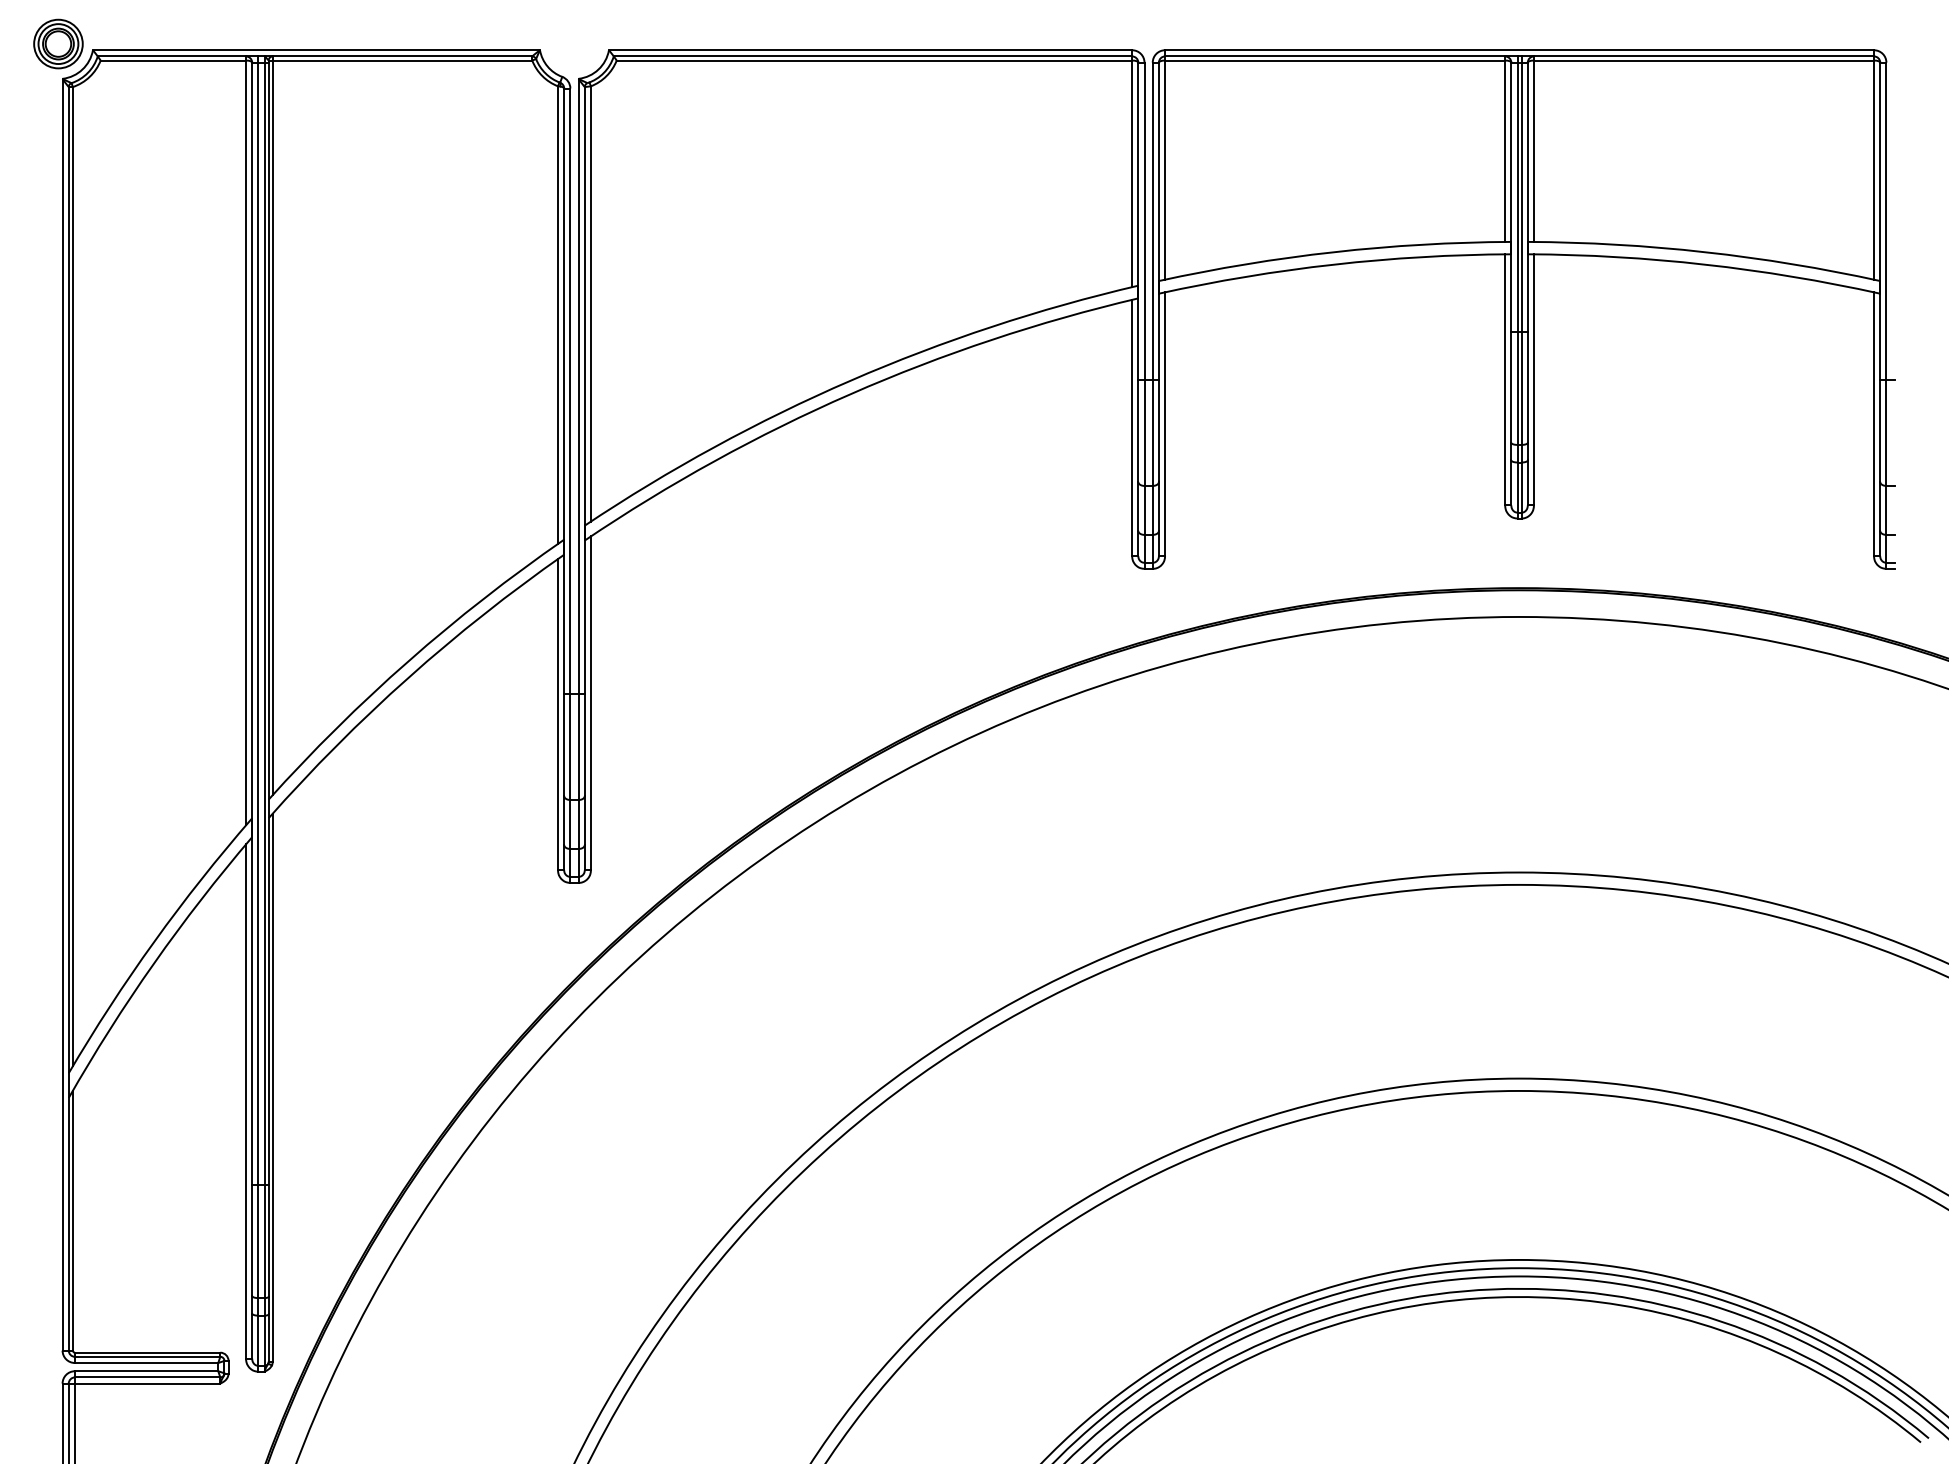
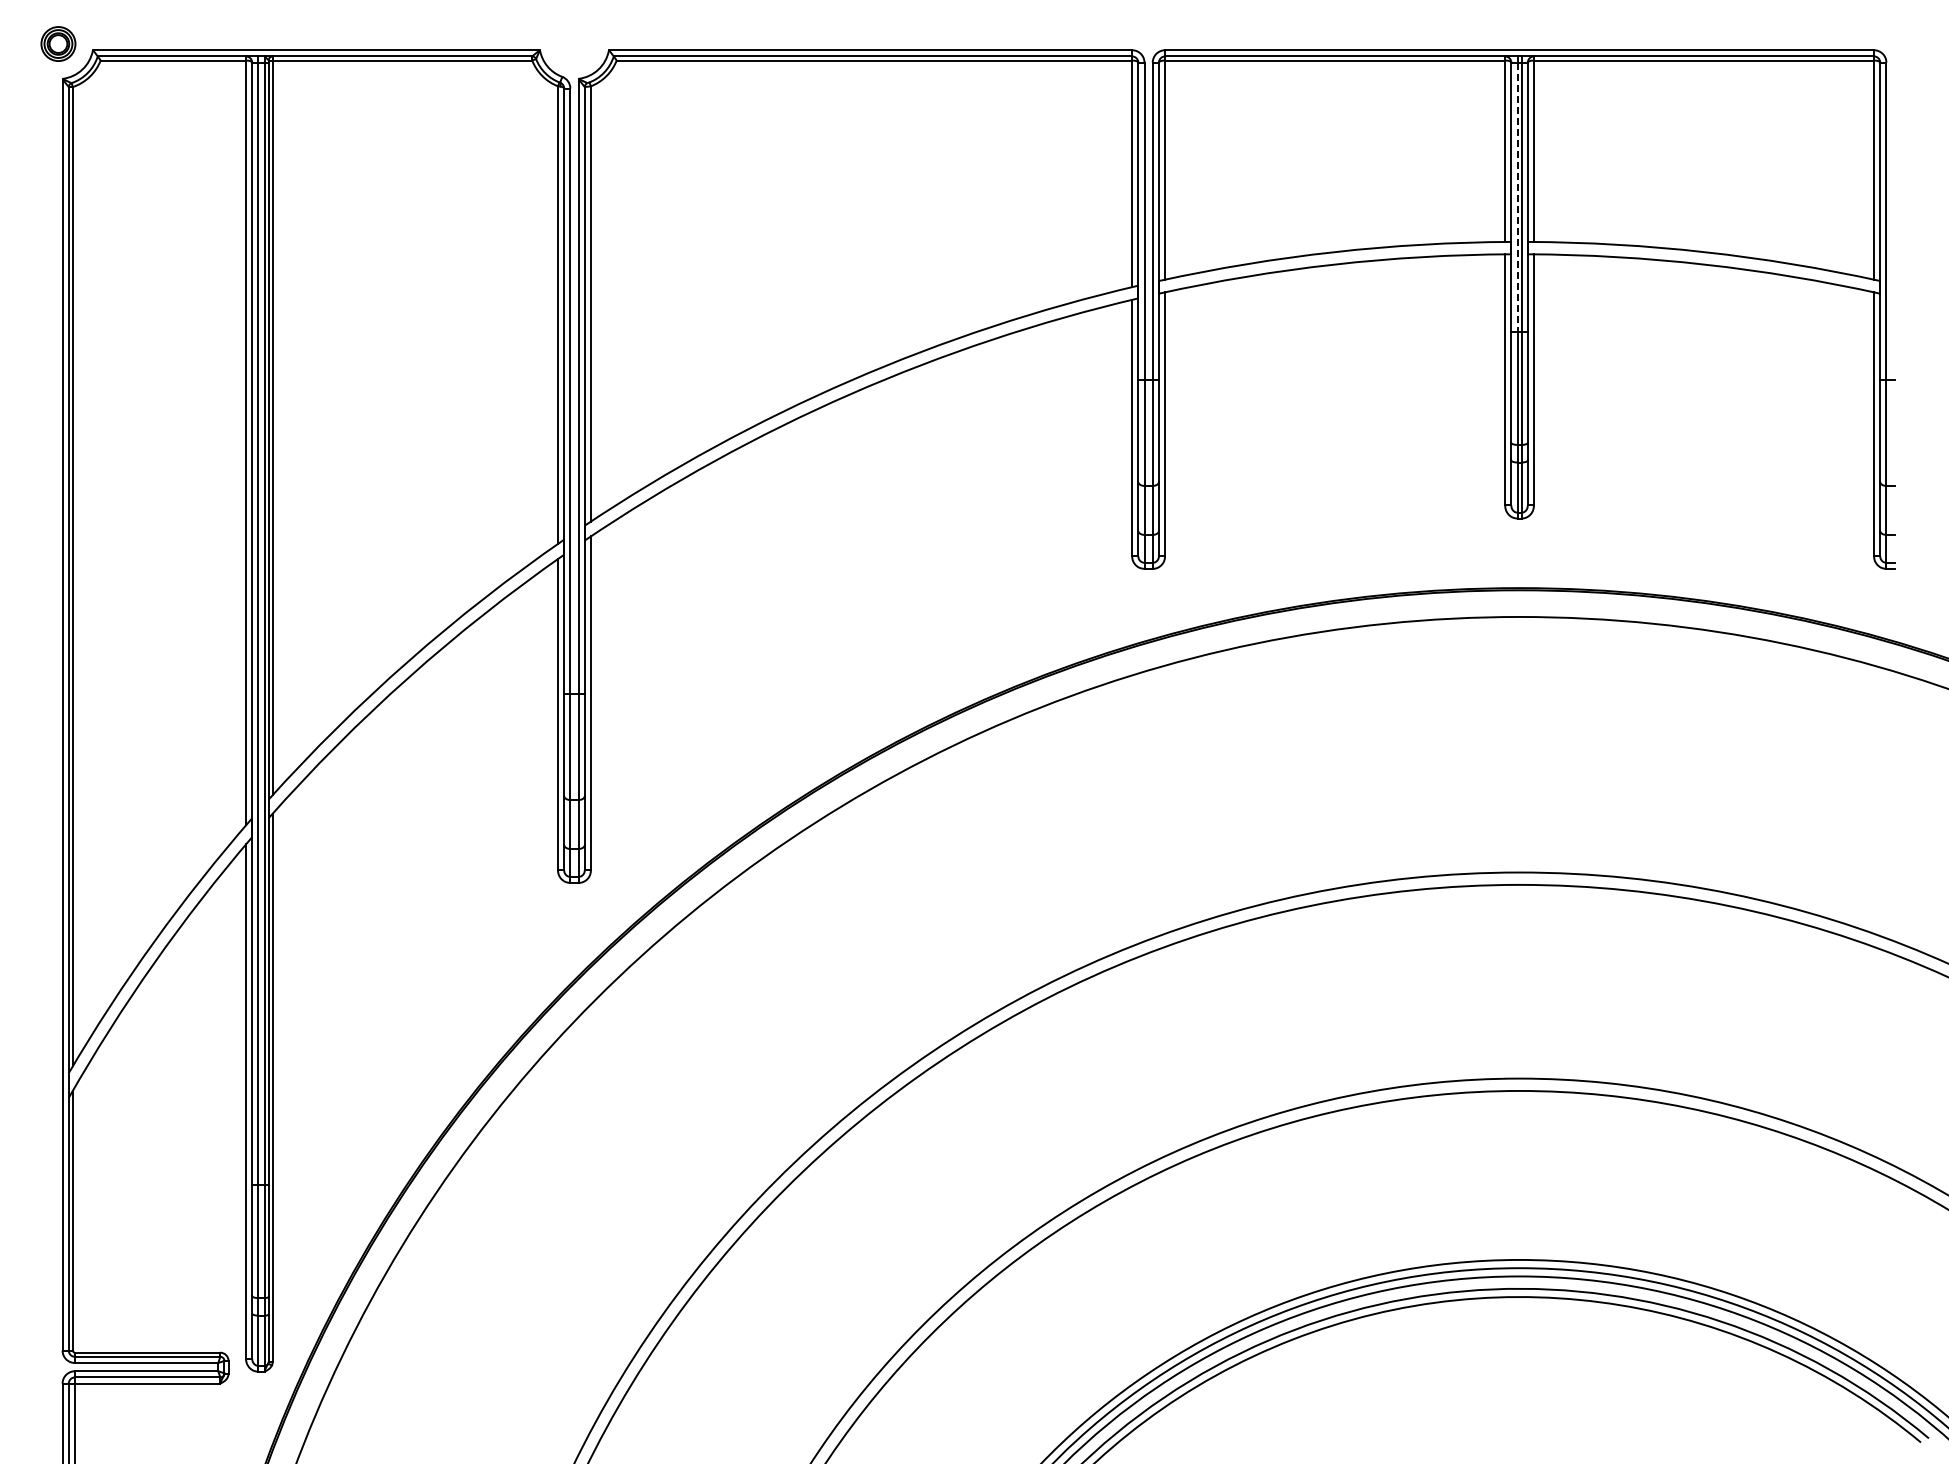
part size: 51x52 px -> 37x36 px (58, 43)
line: solid -> dashed (1517, 197)
